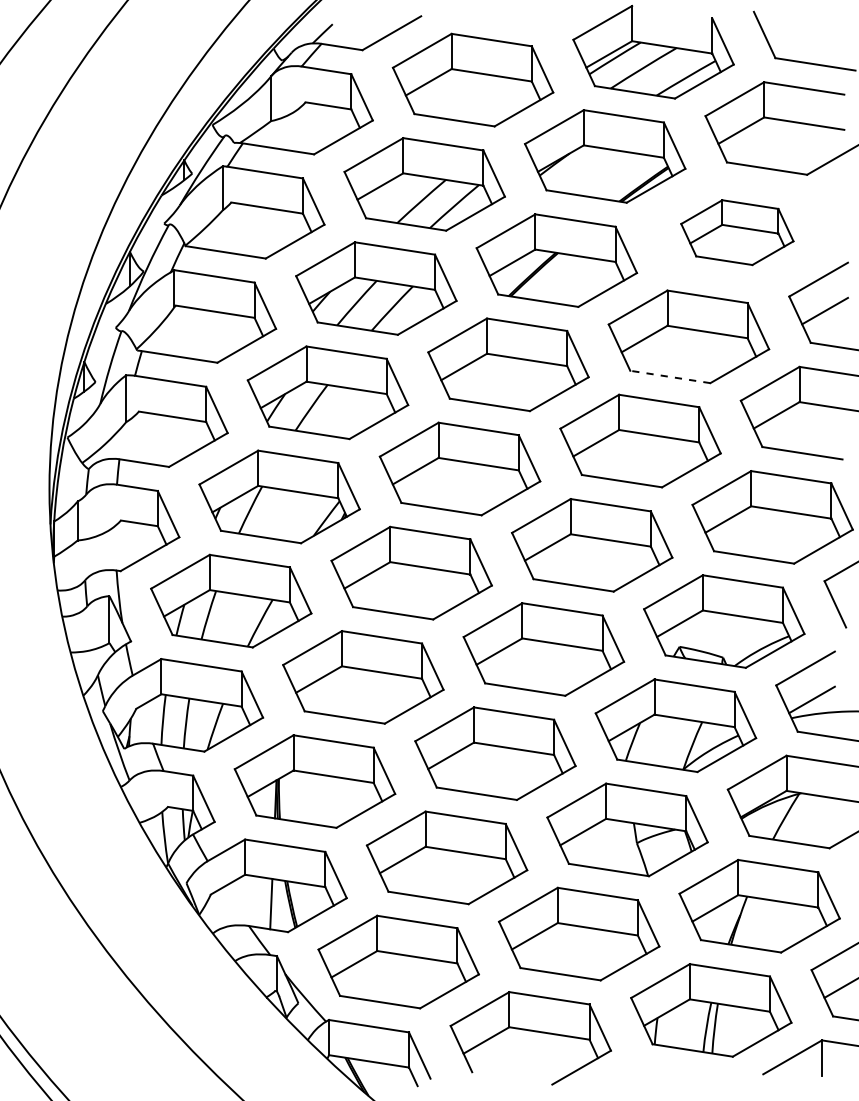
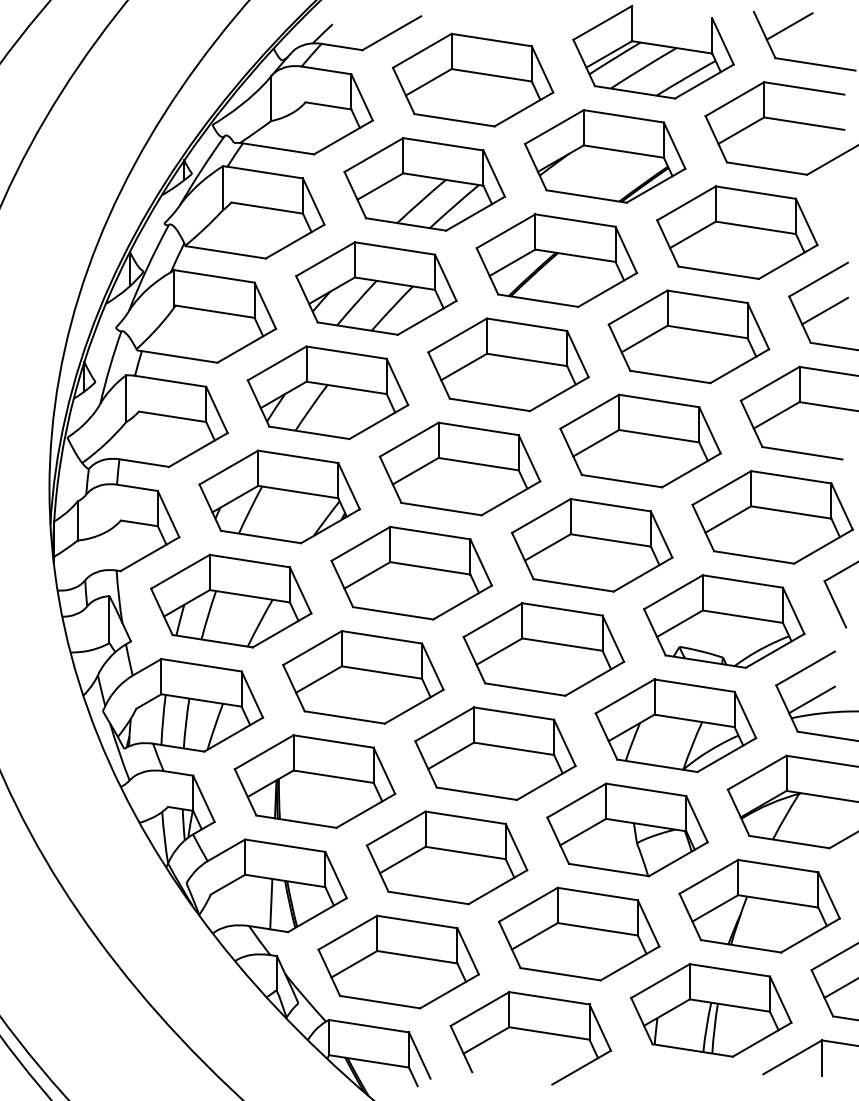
line: none -> present (789, 26)
part size: 115x68 px -> 163x95 px (737, 232)
line: dashed -> solid (670, 376)
